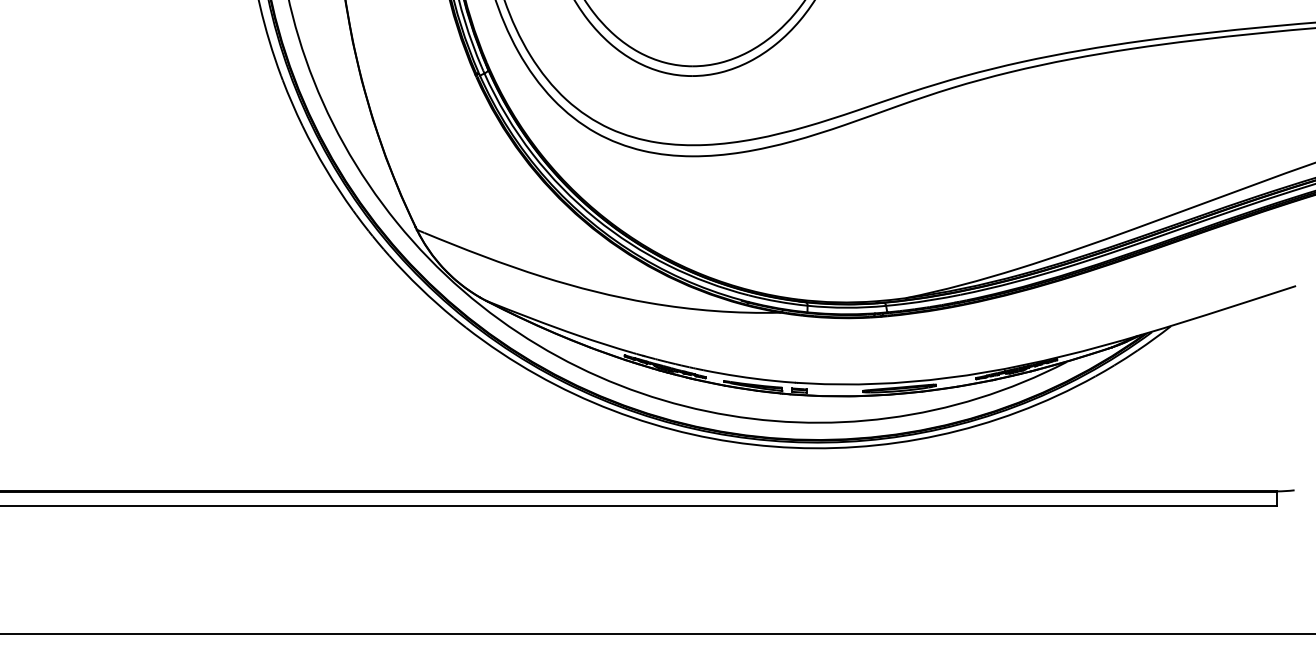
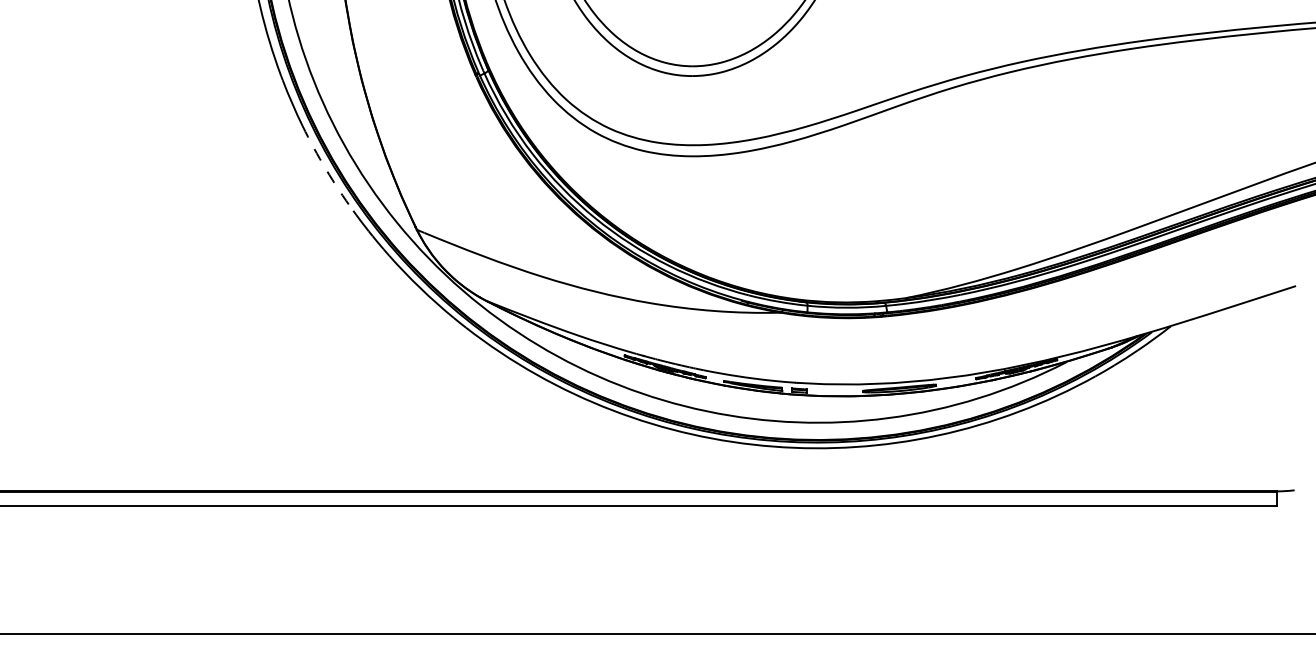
arc: solid -> dashed (326, 169)
